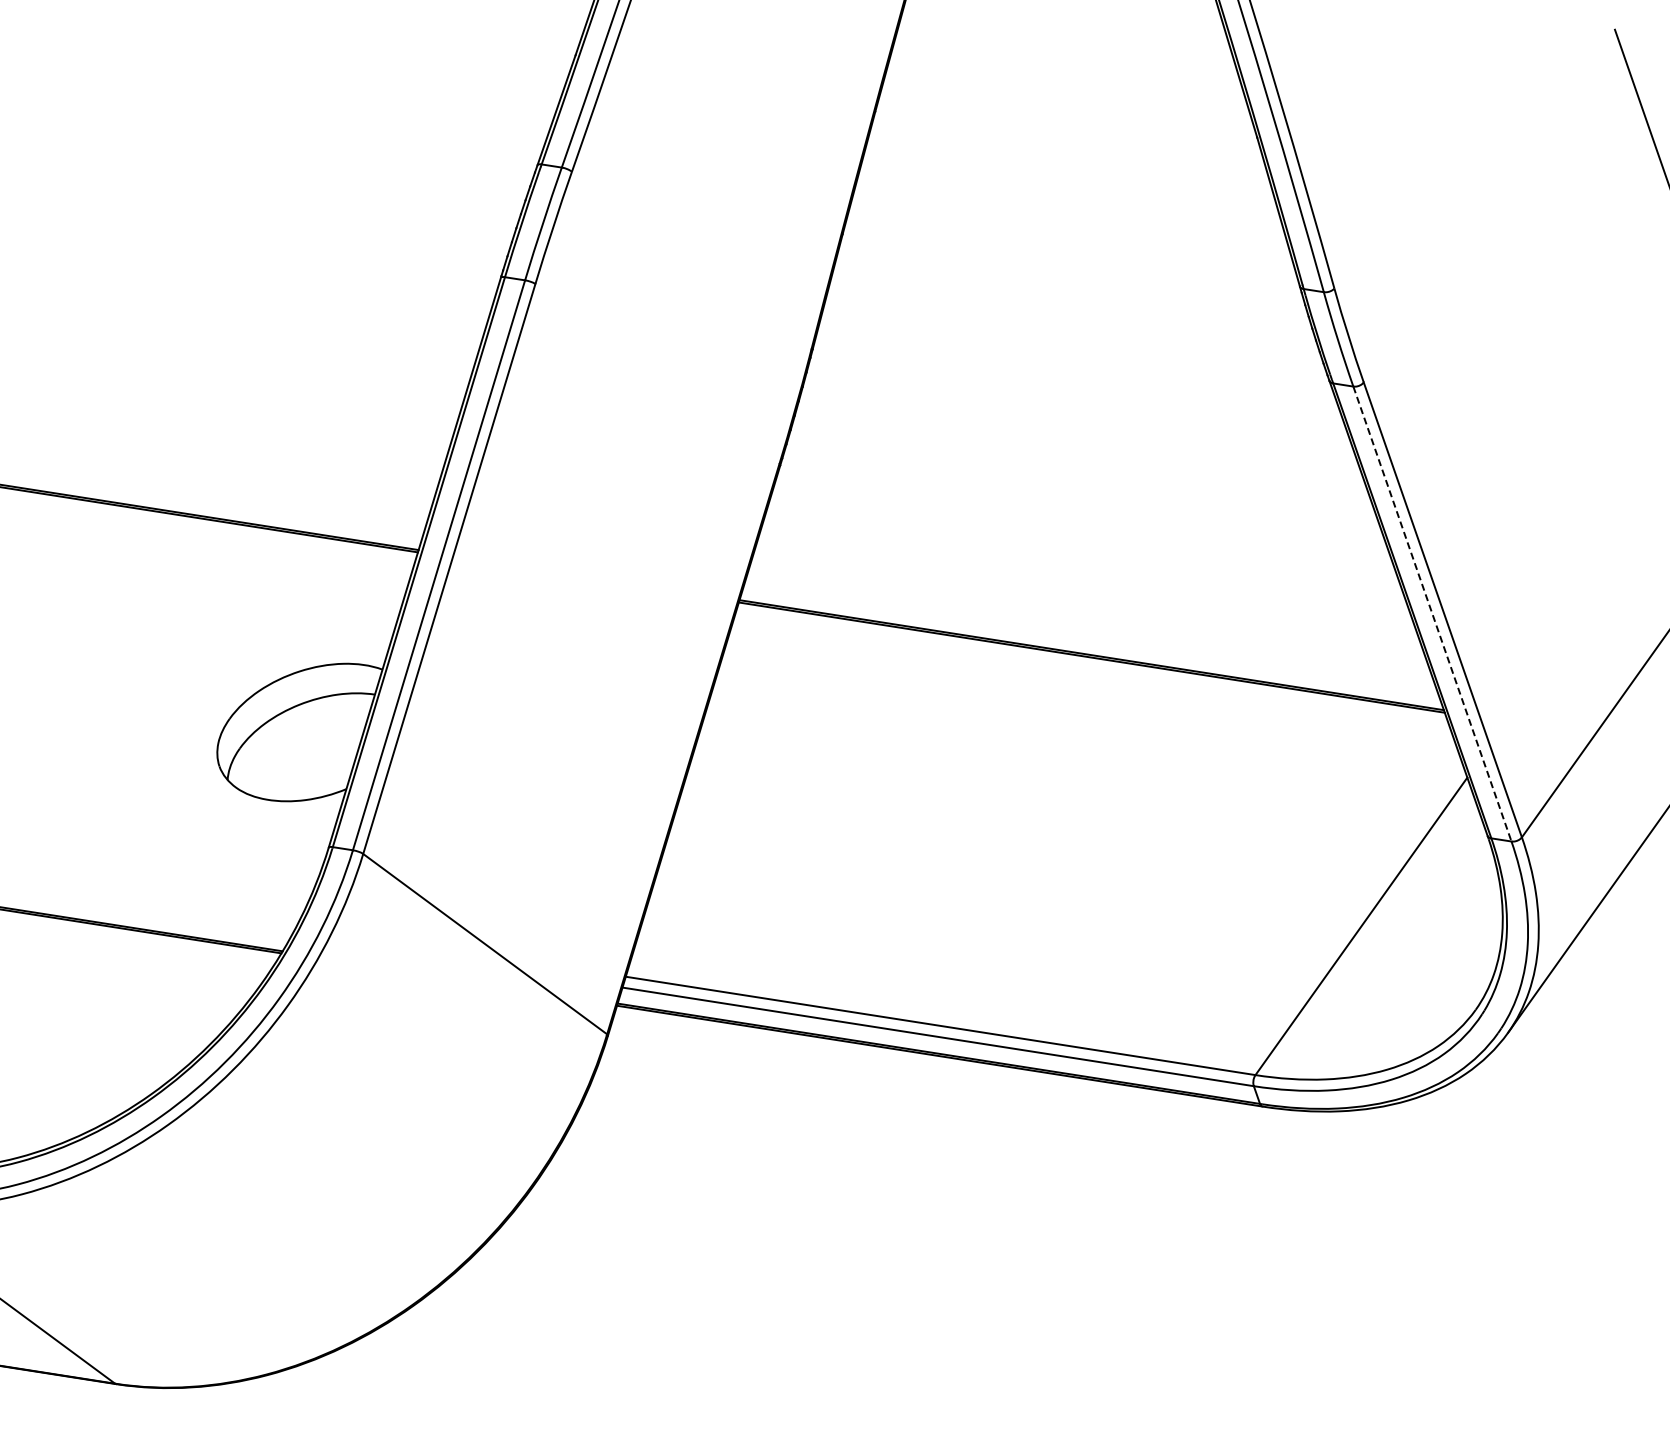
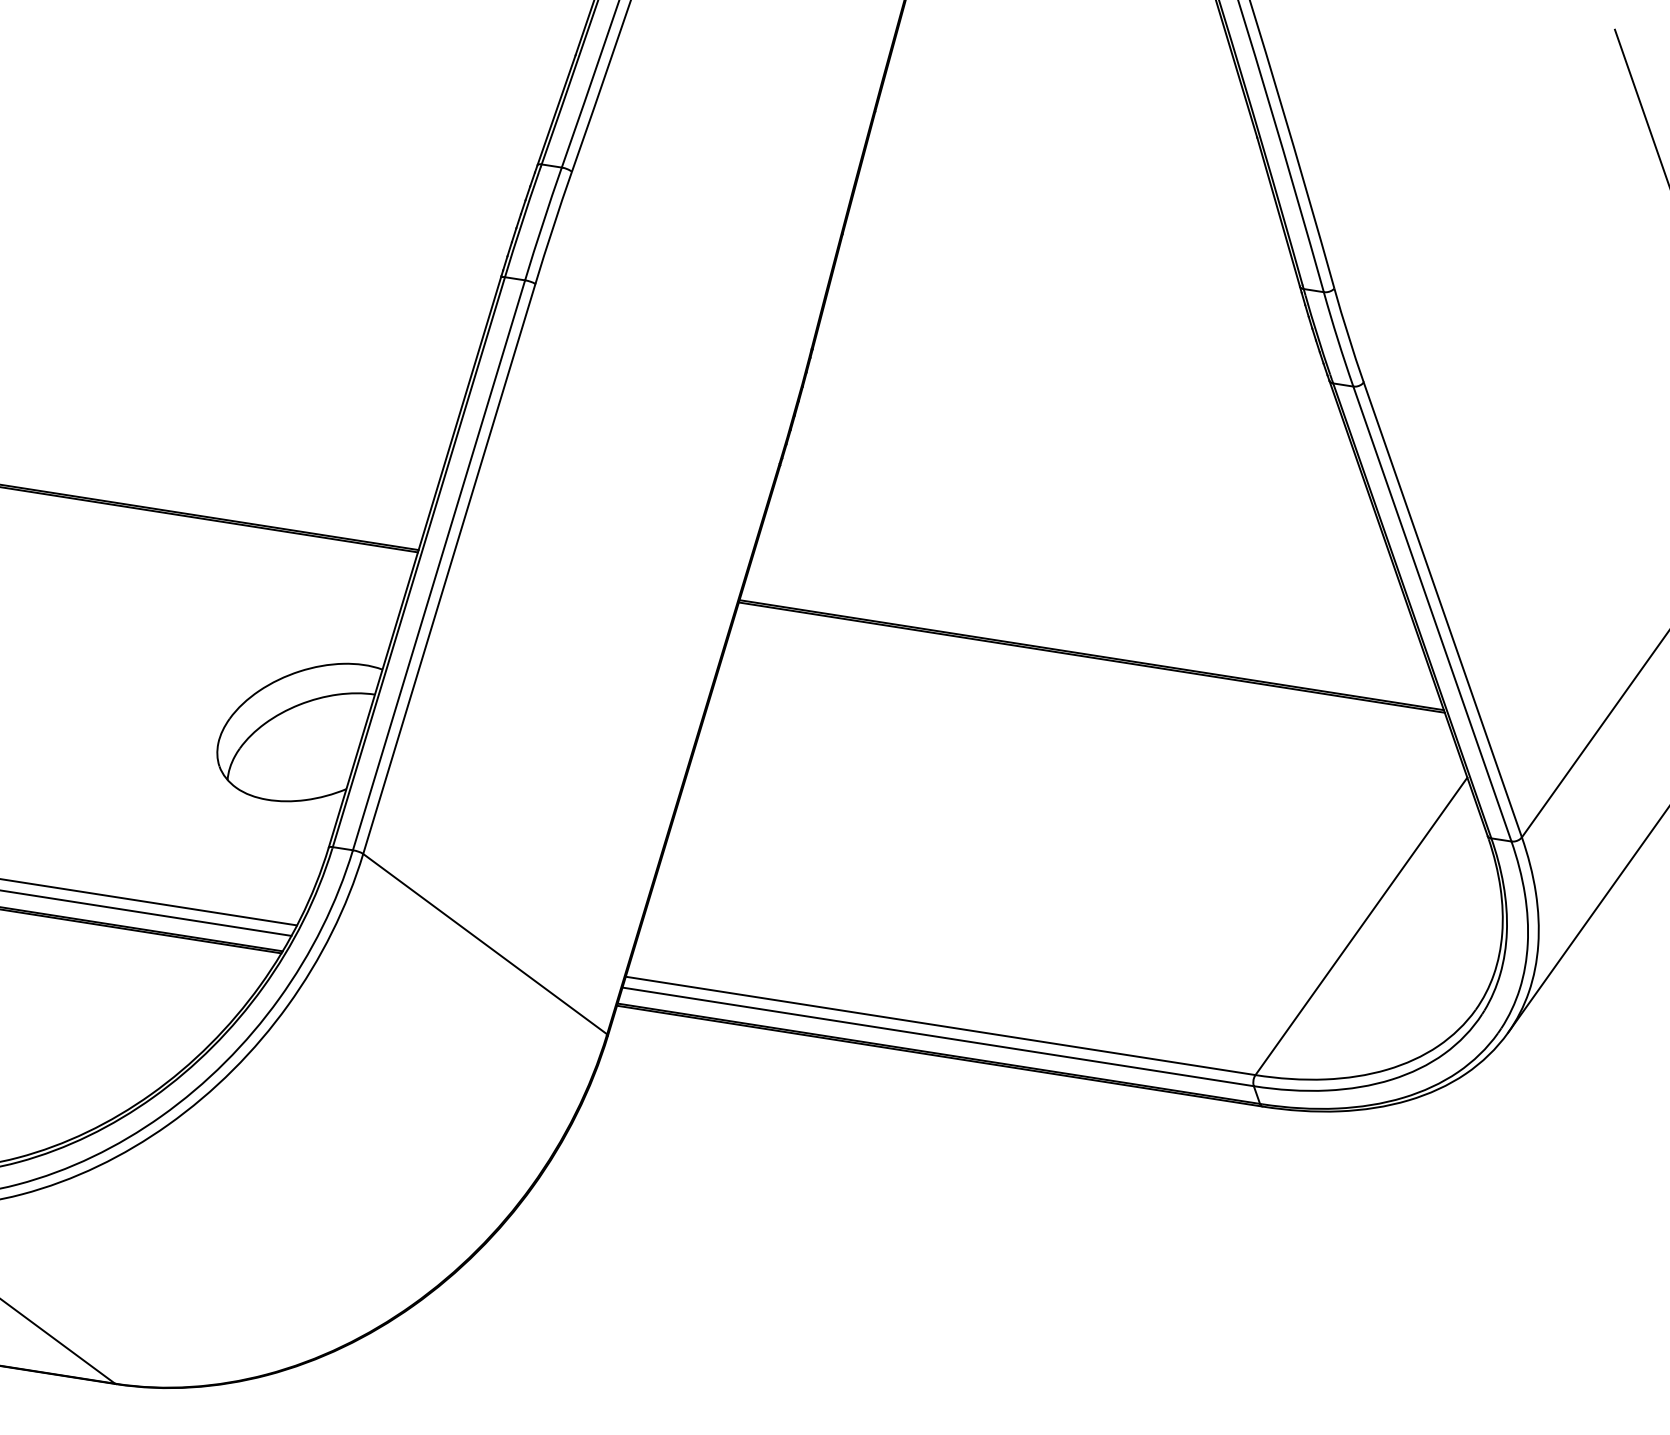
line: dashed -> solid (1432, 614)
line: none -> present (149, 902)
line: none -> present (146, 912)
